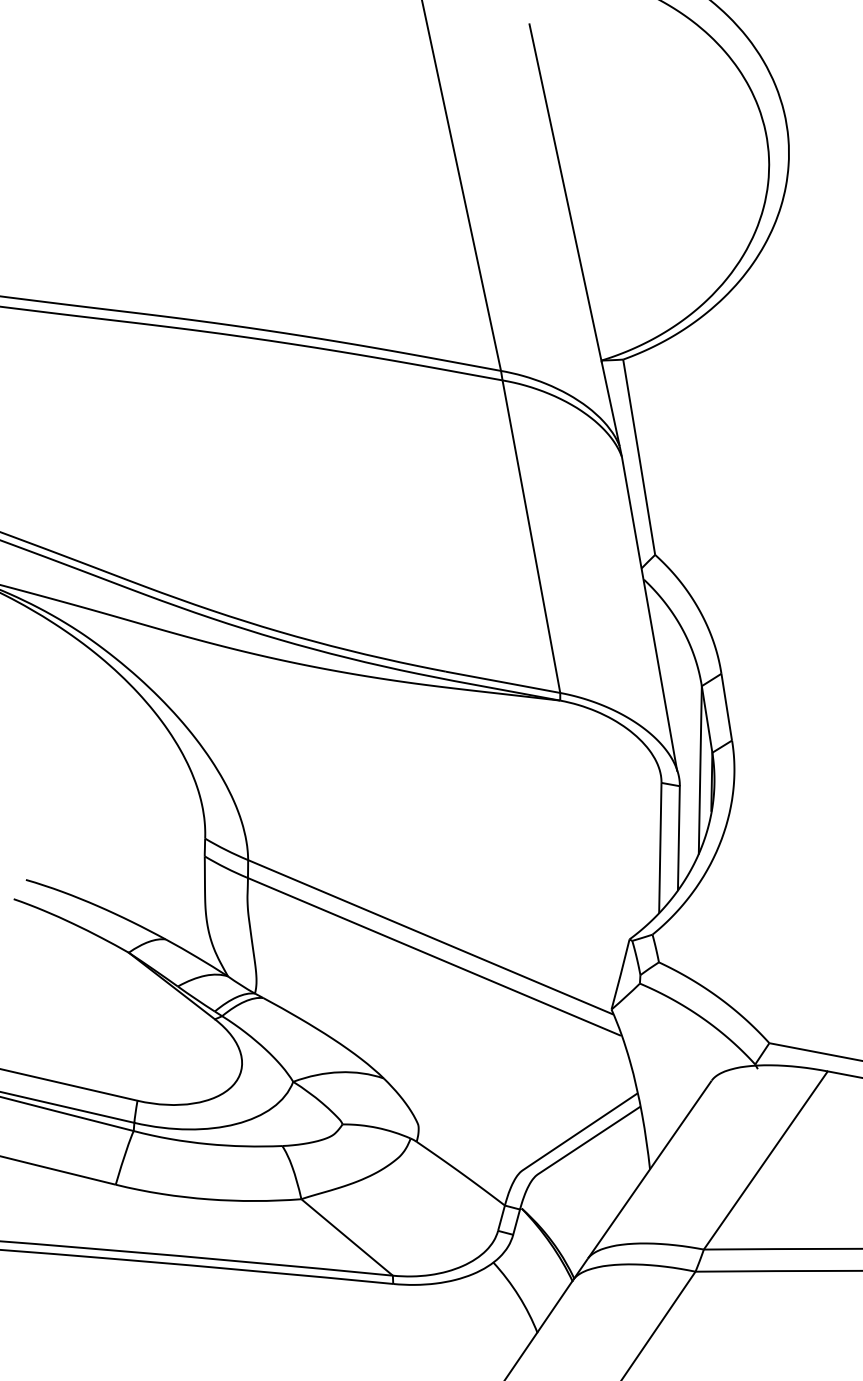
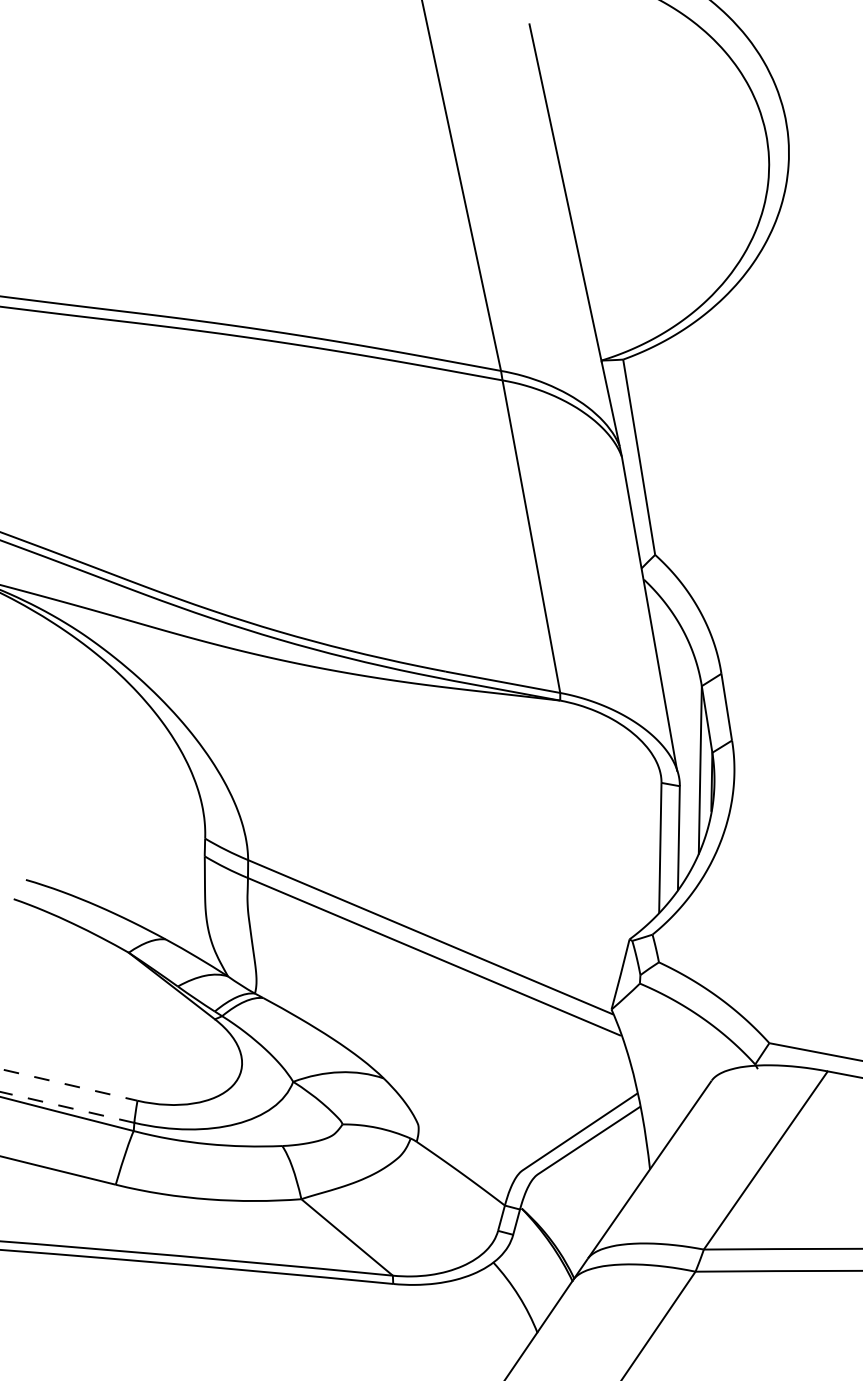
line: solid -> dashed (69, 1085)
line: solid -> dashed (67, 1107)
